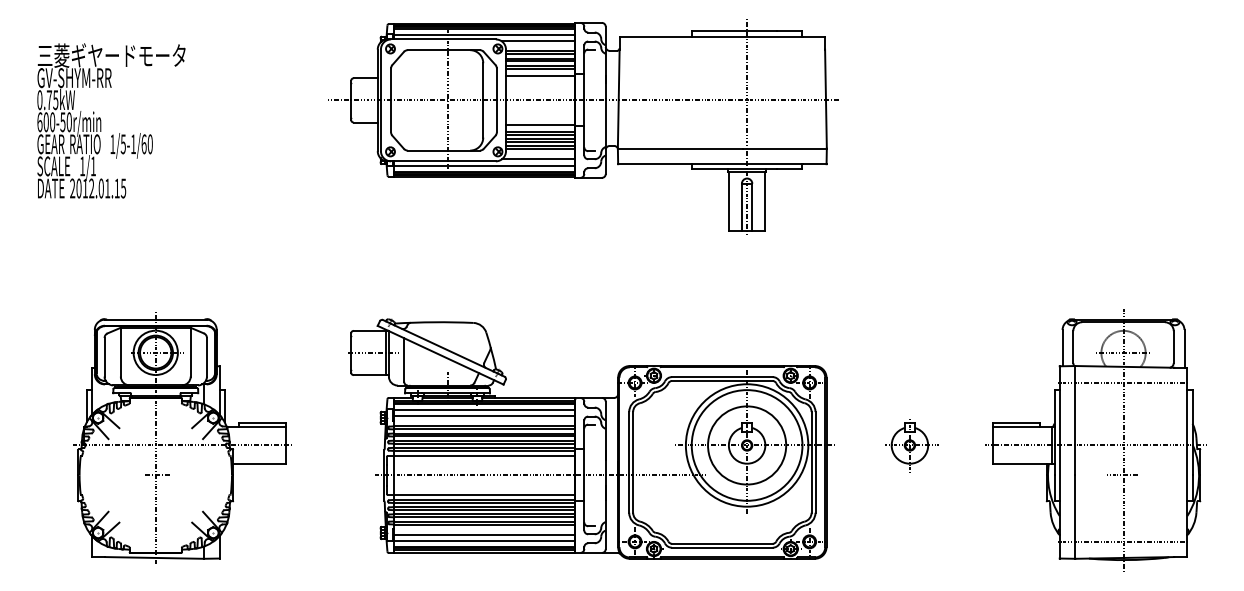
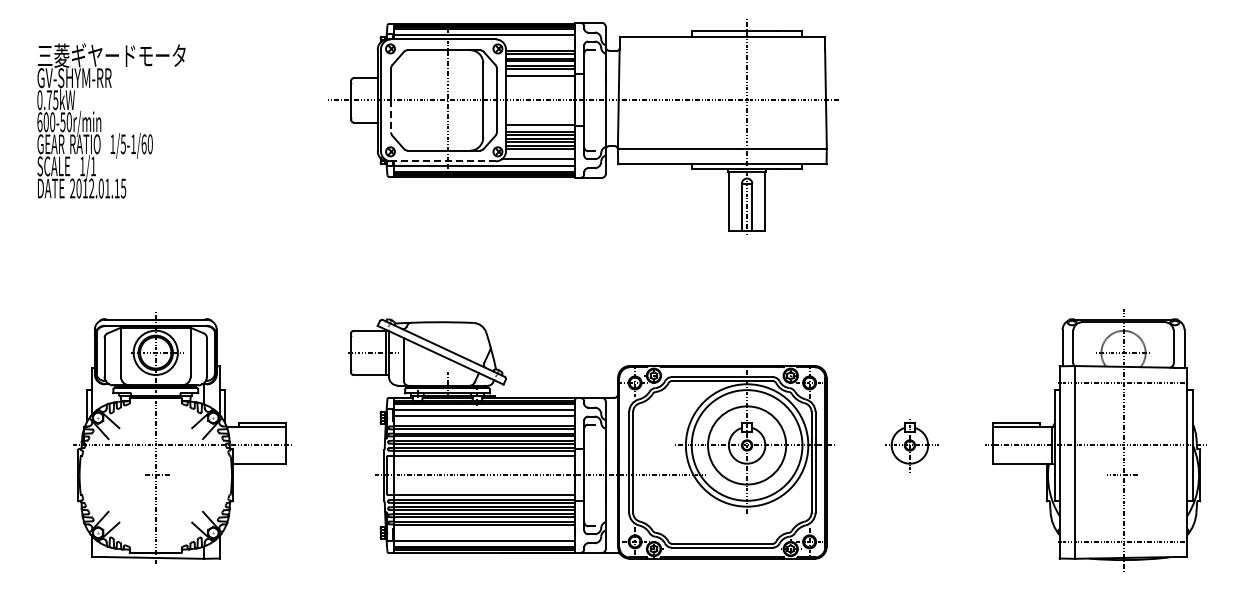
line: present -> none (538, 41)
line: solid -> dashed (391, 116)
line: solid -> dashed (441, 161)
line: present -> none (484, 534)
